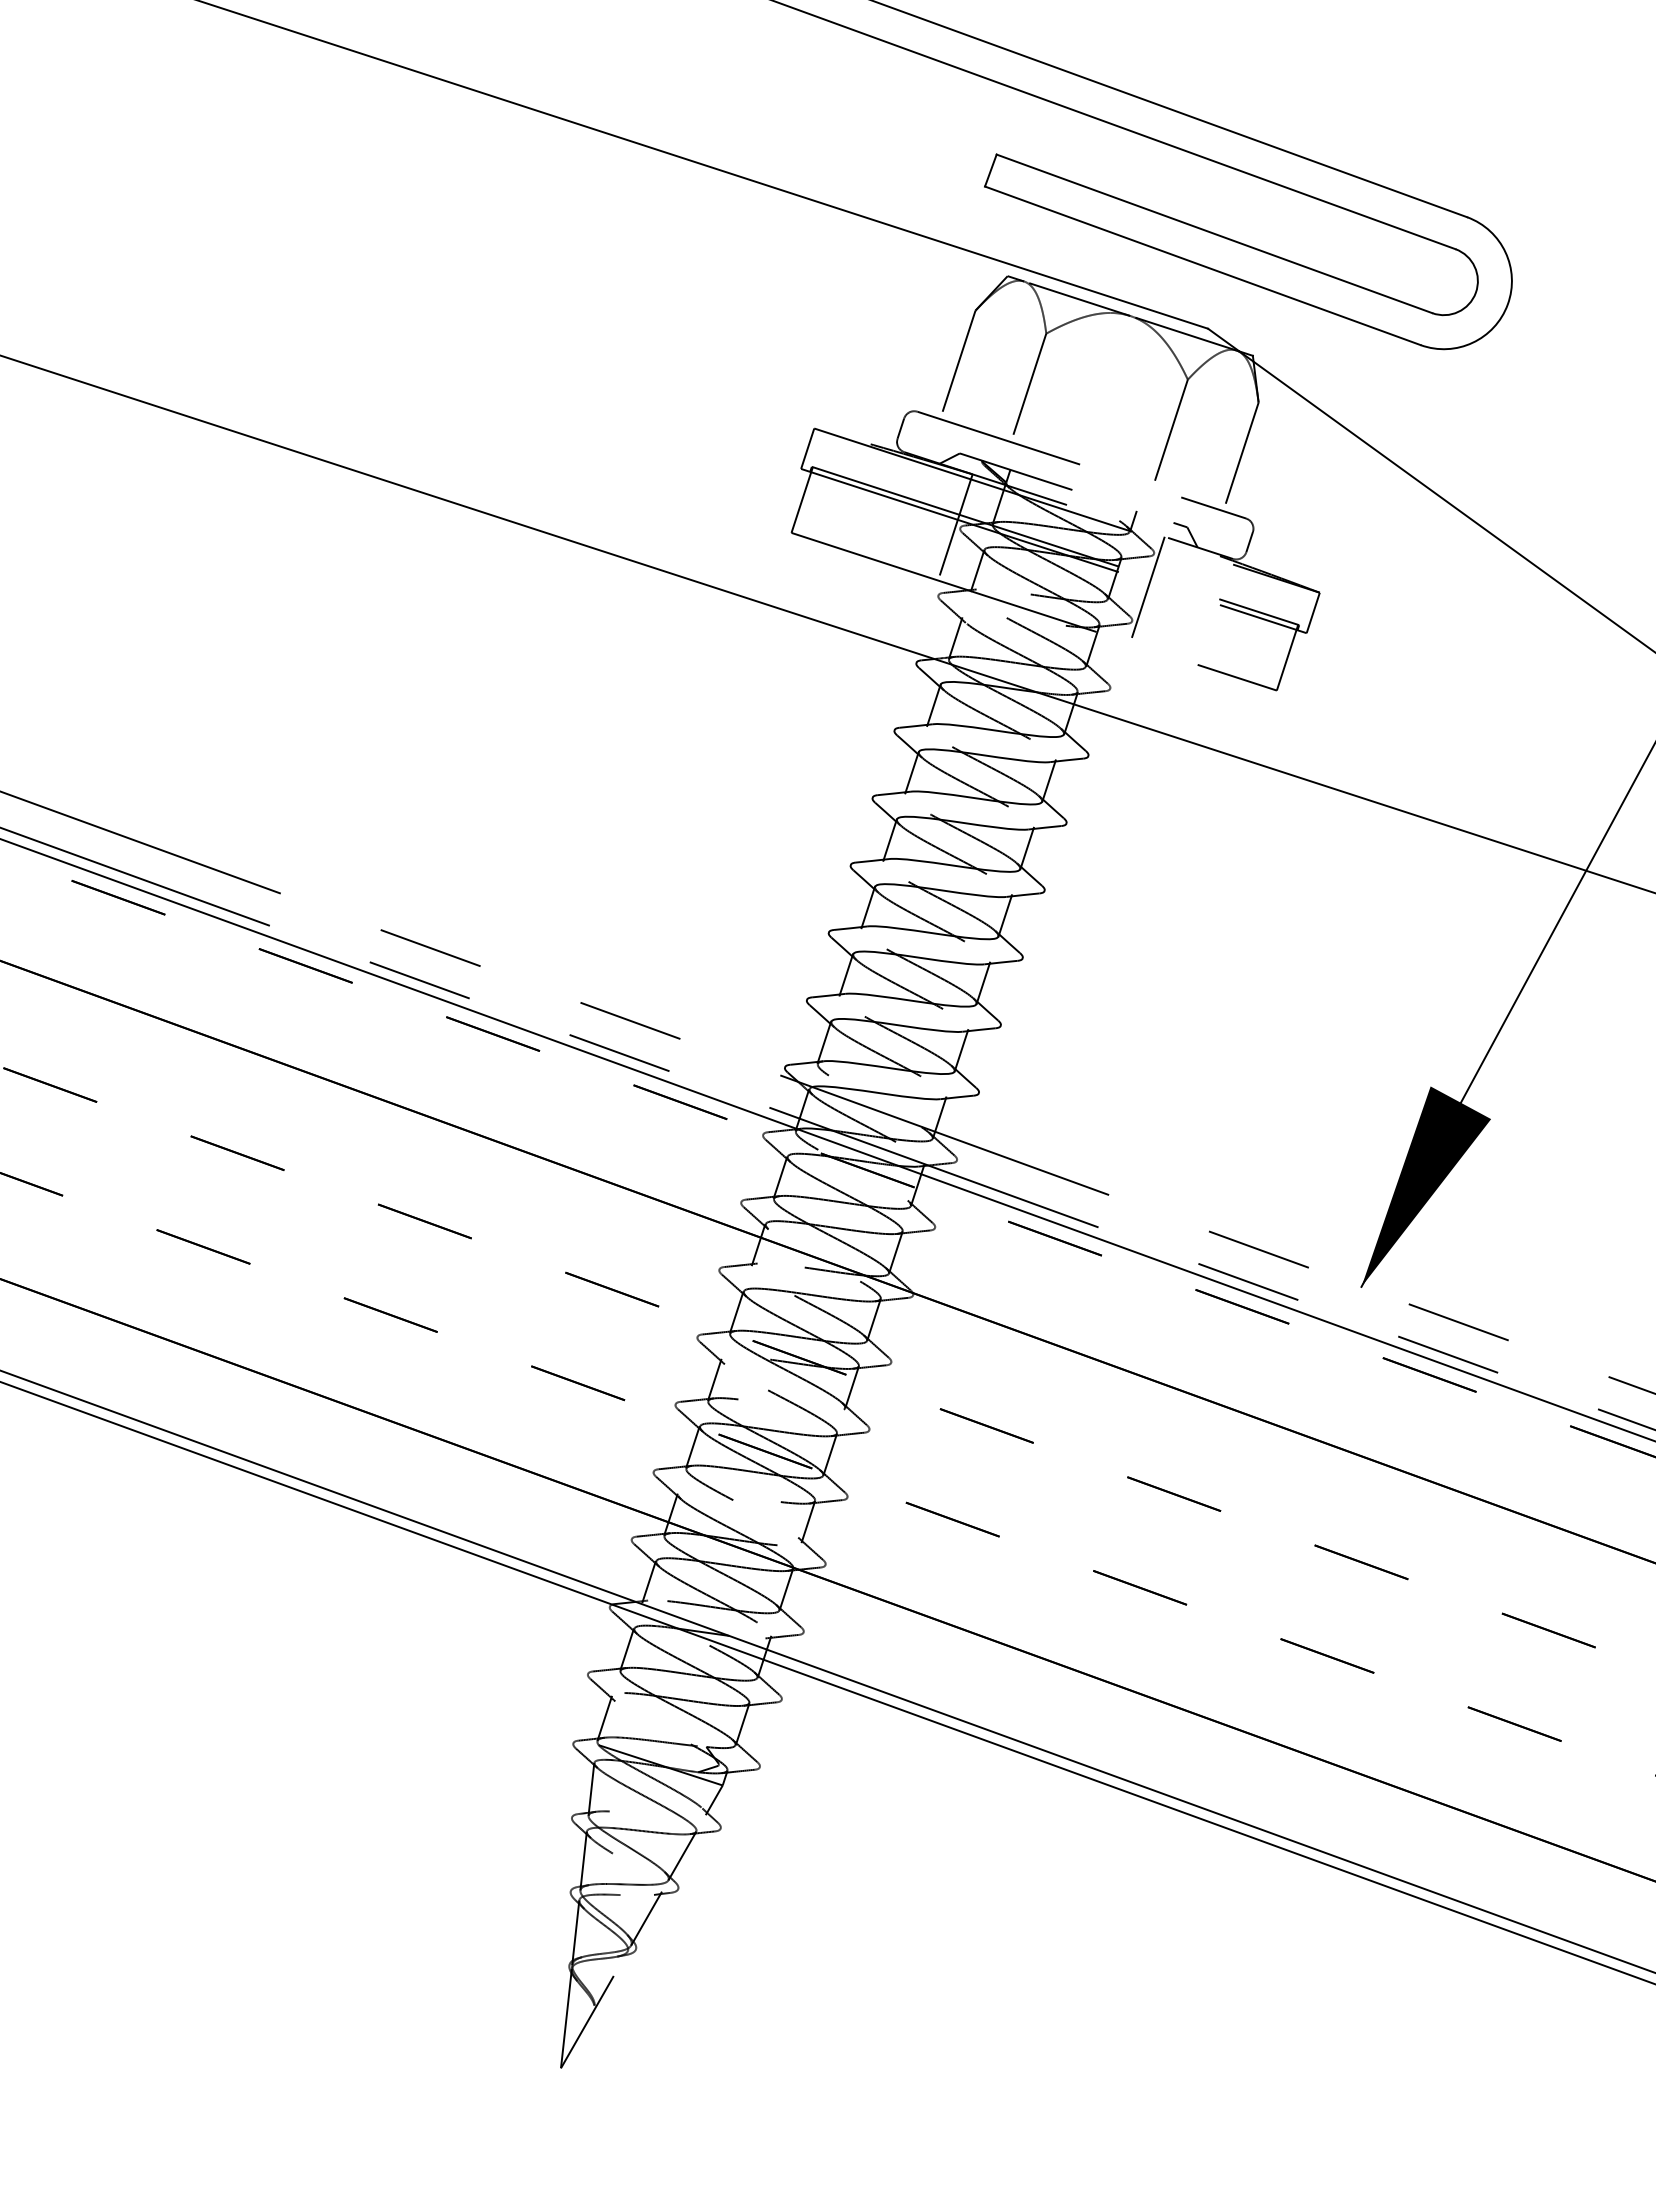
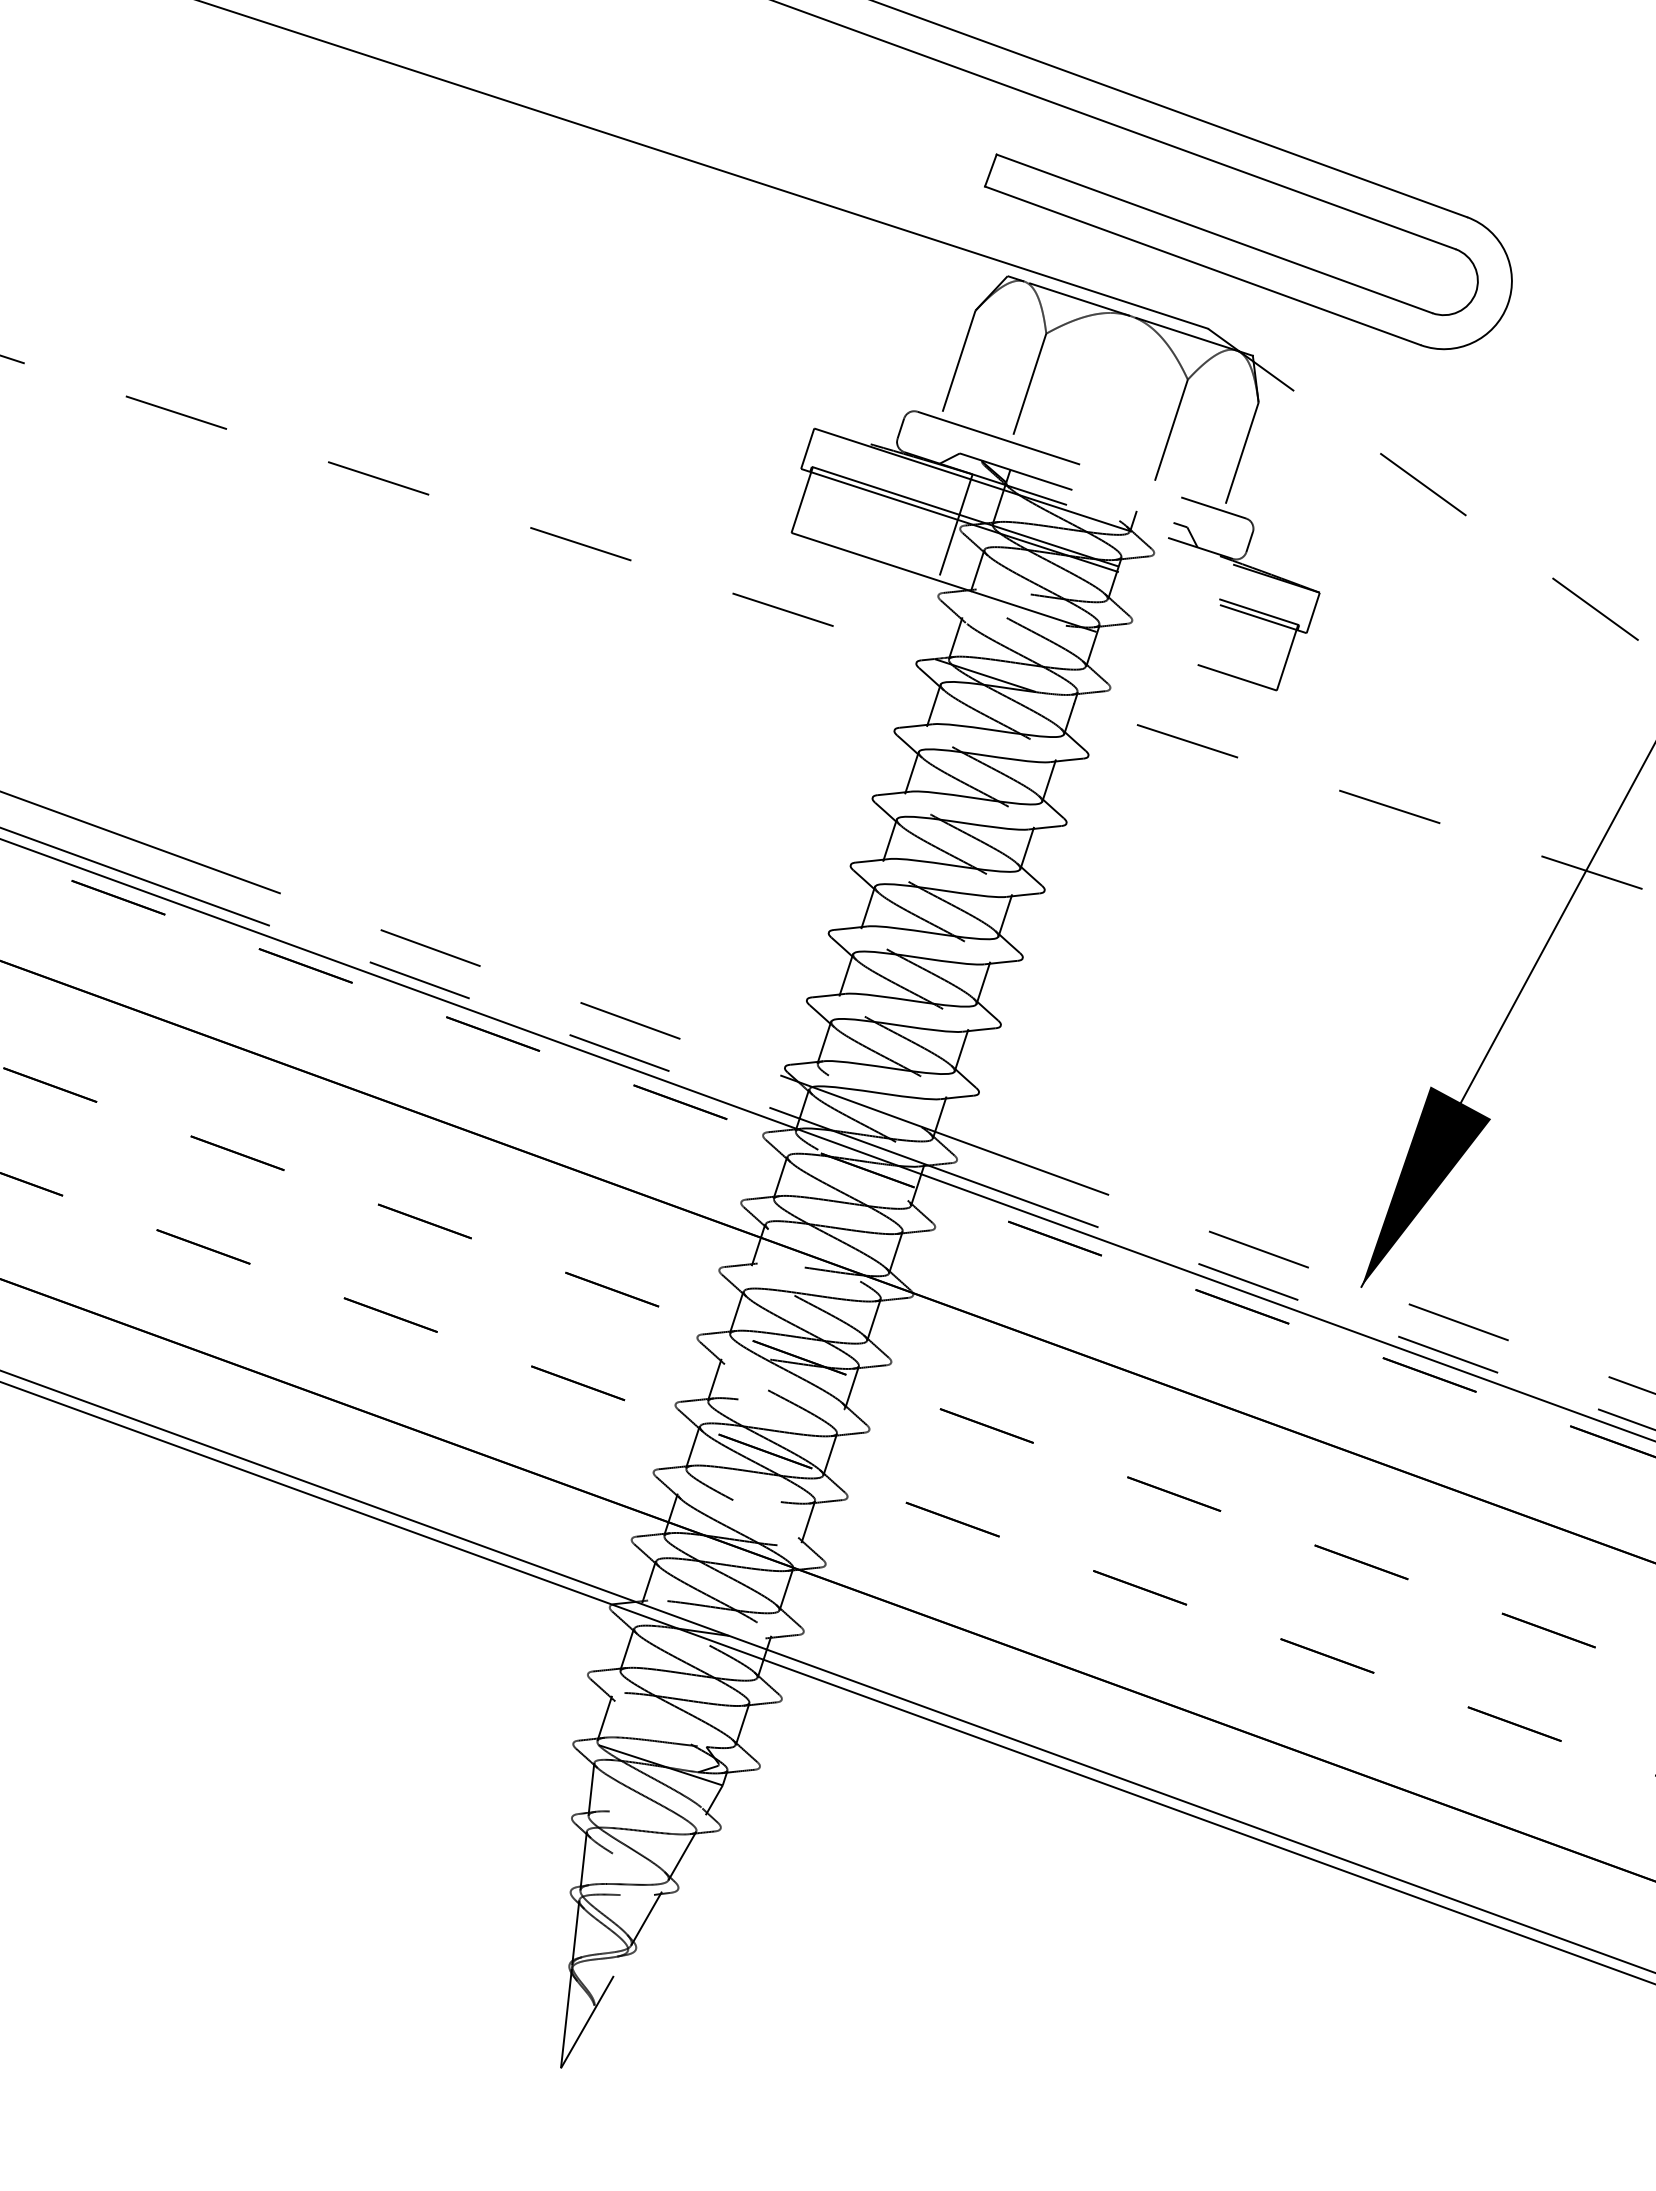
line: solid -> dashed (1432, 491)
line: present -> none (1147, 589)
line: solid -> dashed (827, 624)
